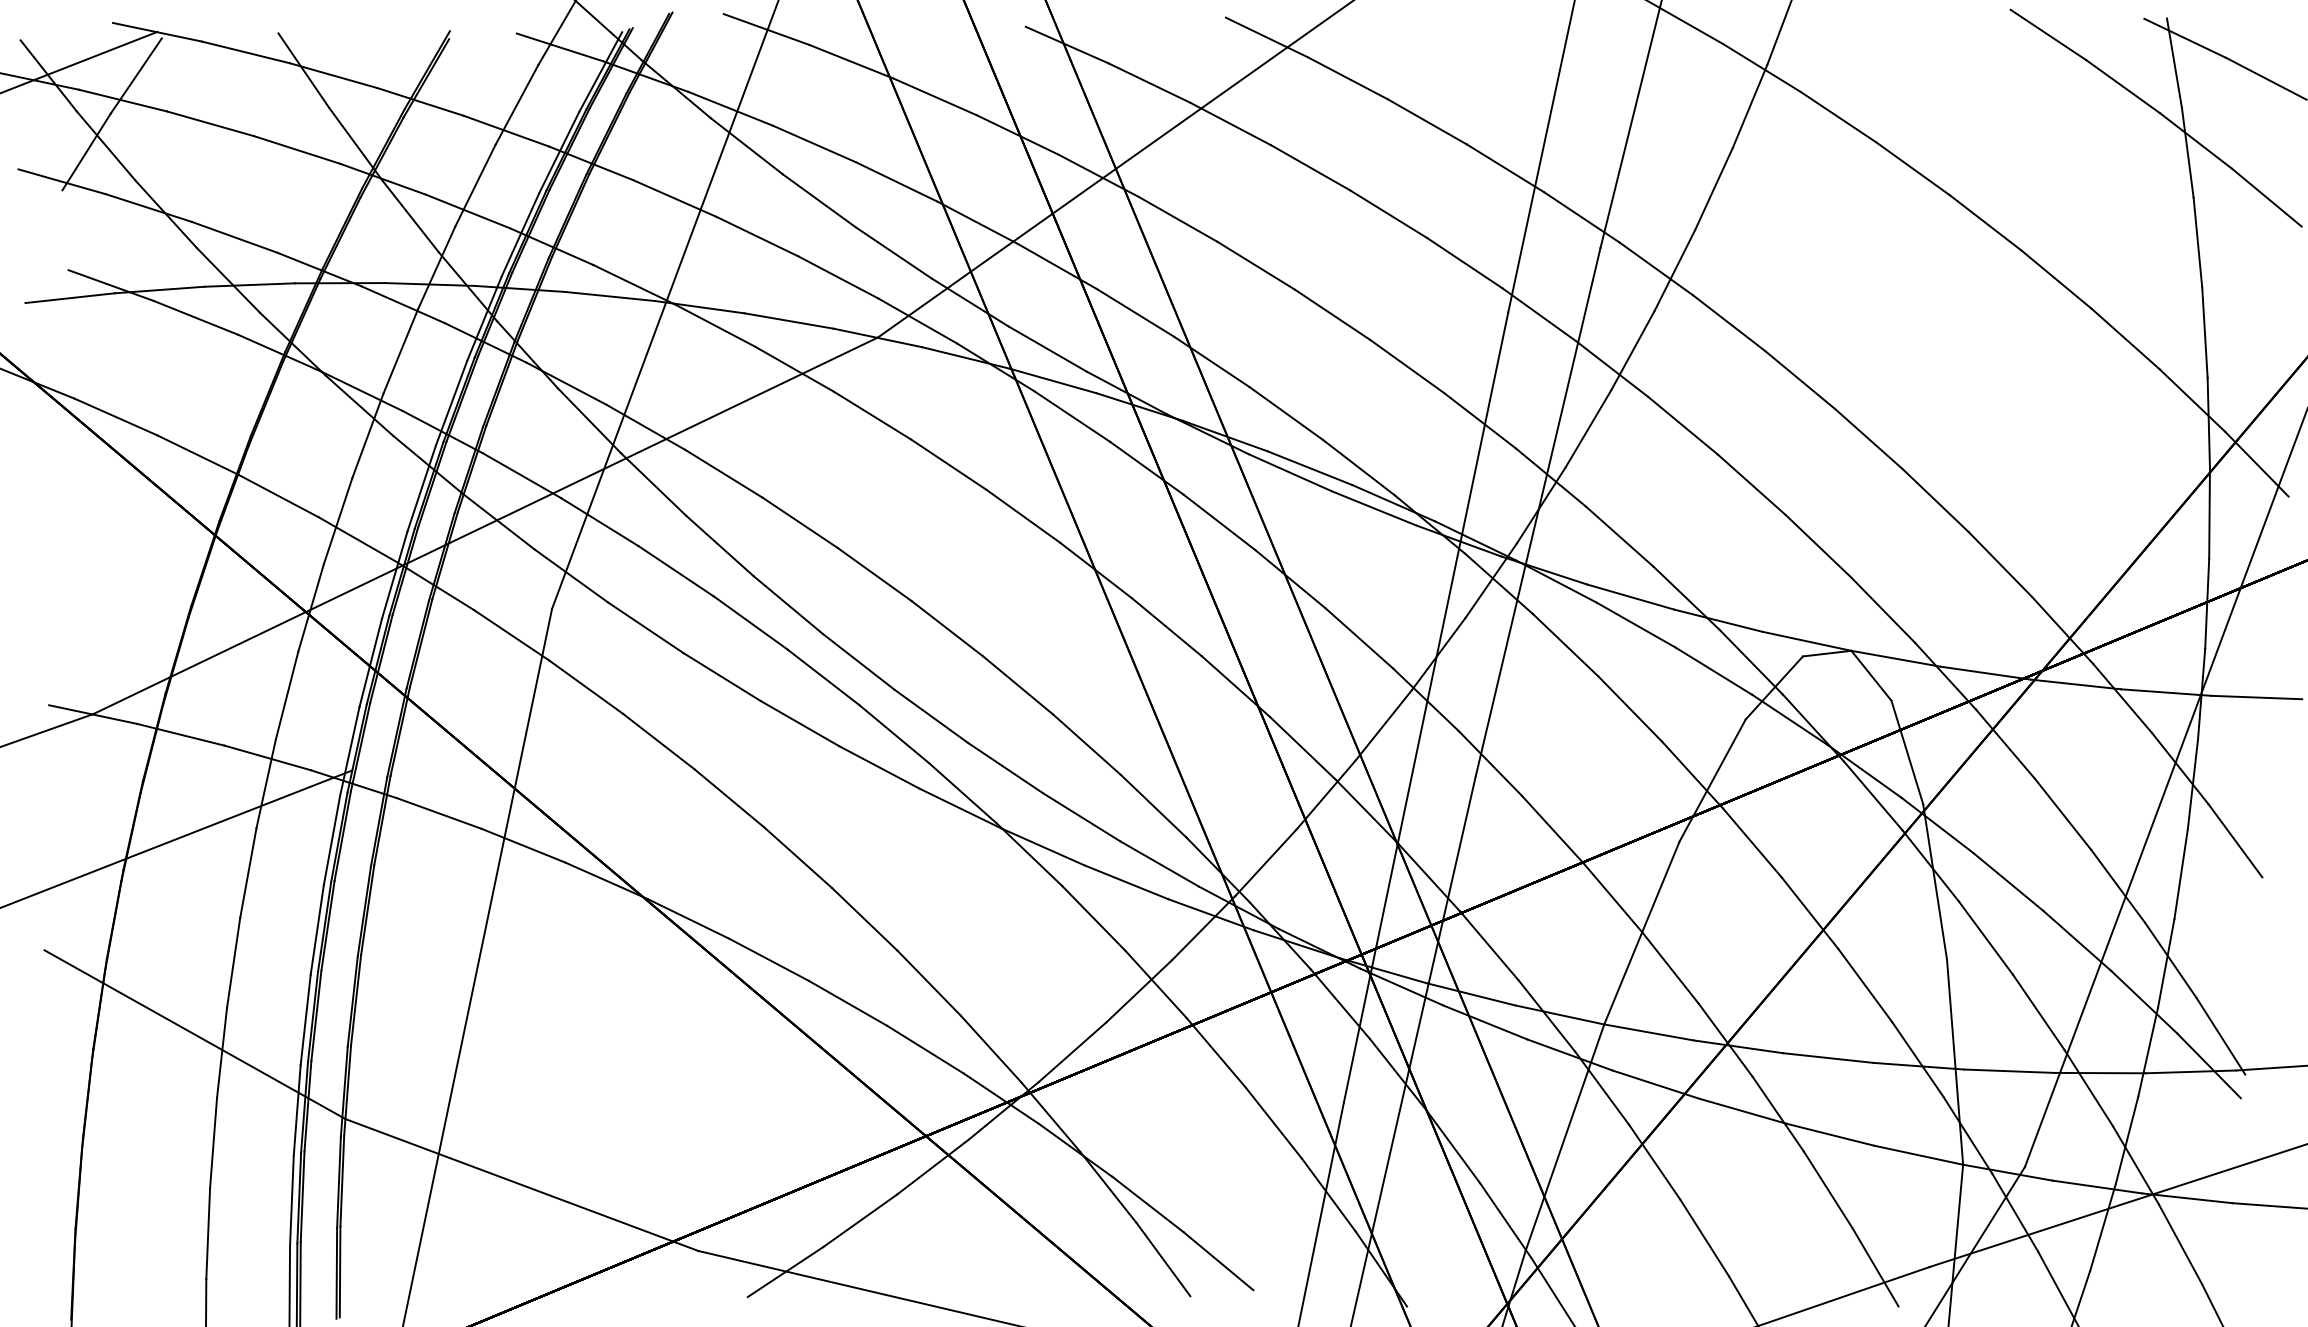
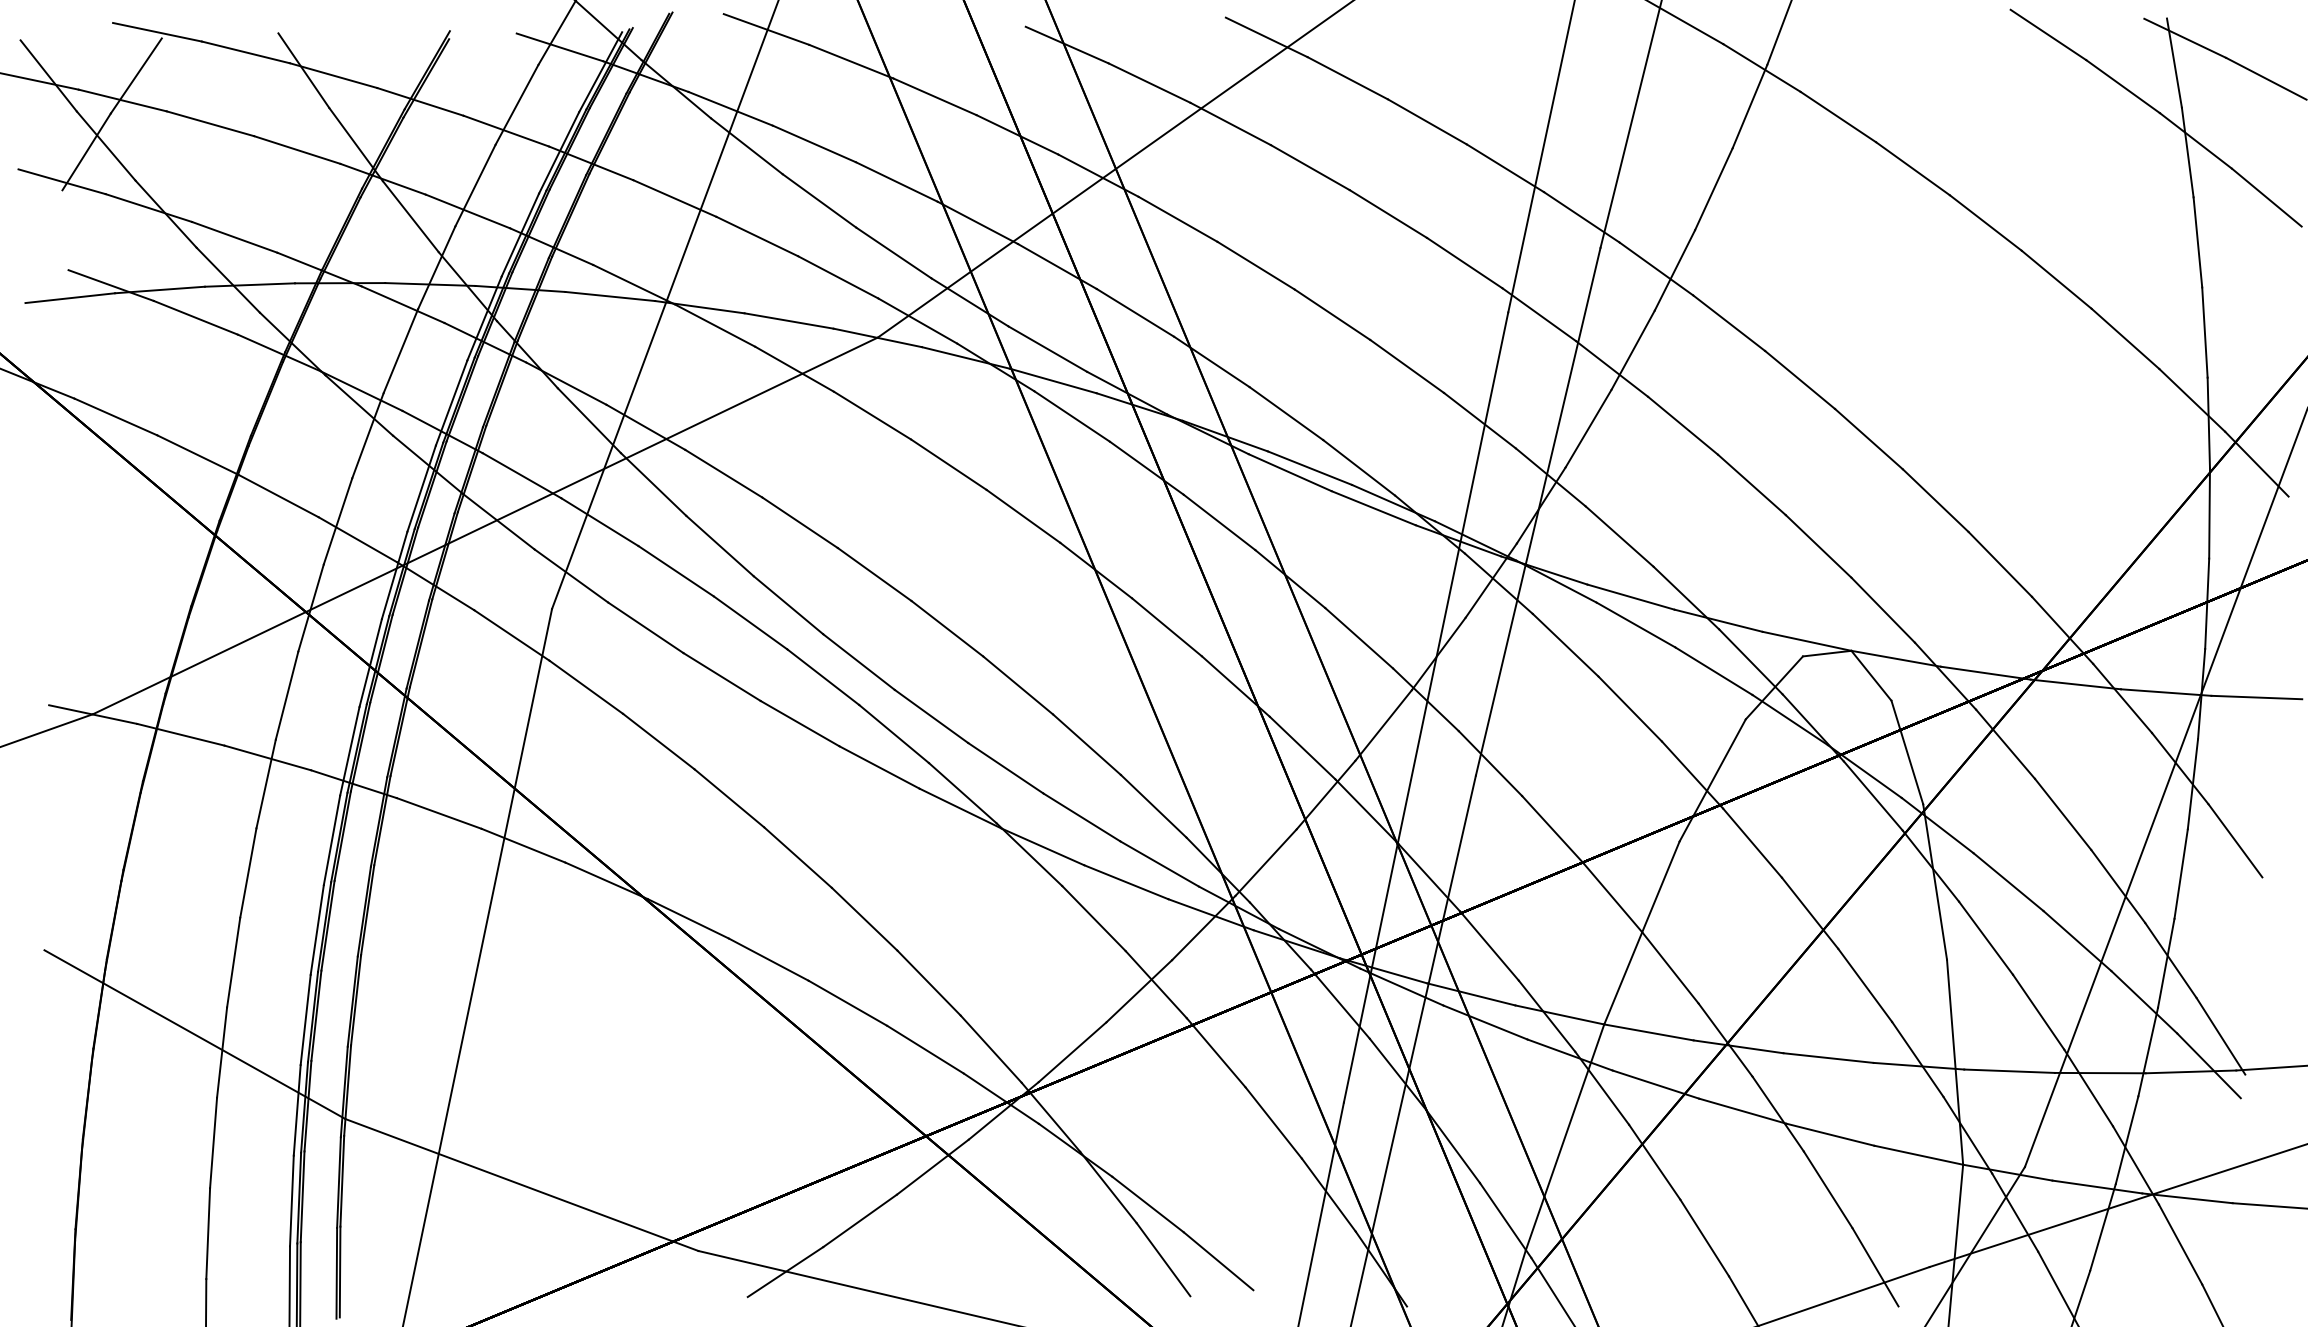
line: present -> none (79, 61)
line: present -> none (177, 838)
